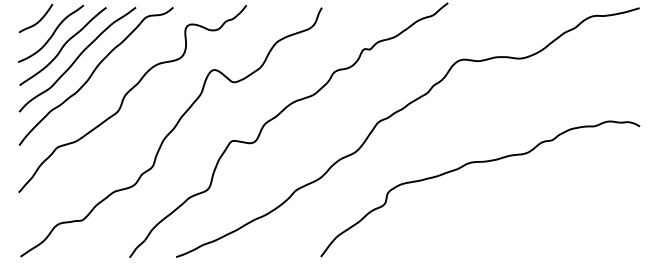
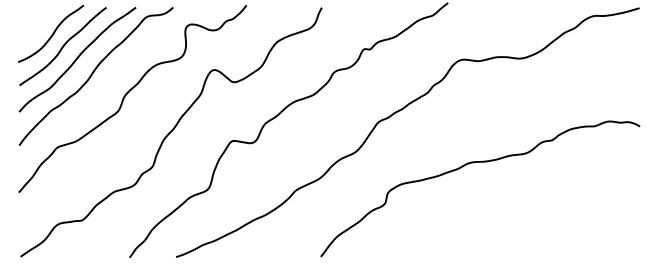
curve: present -> none (38, 20)
